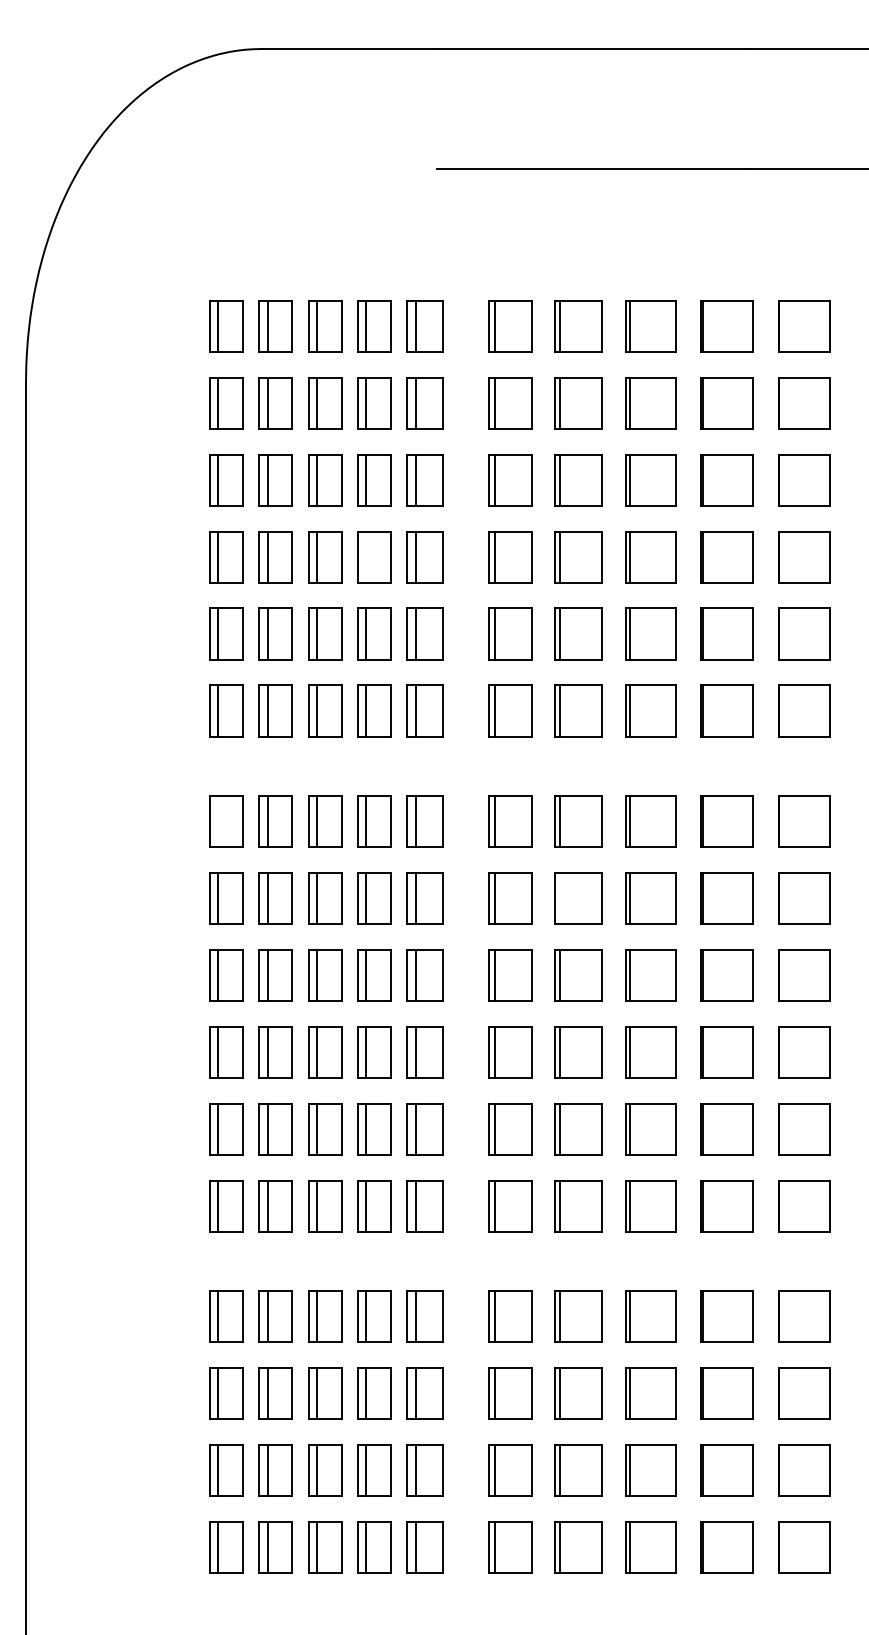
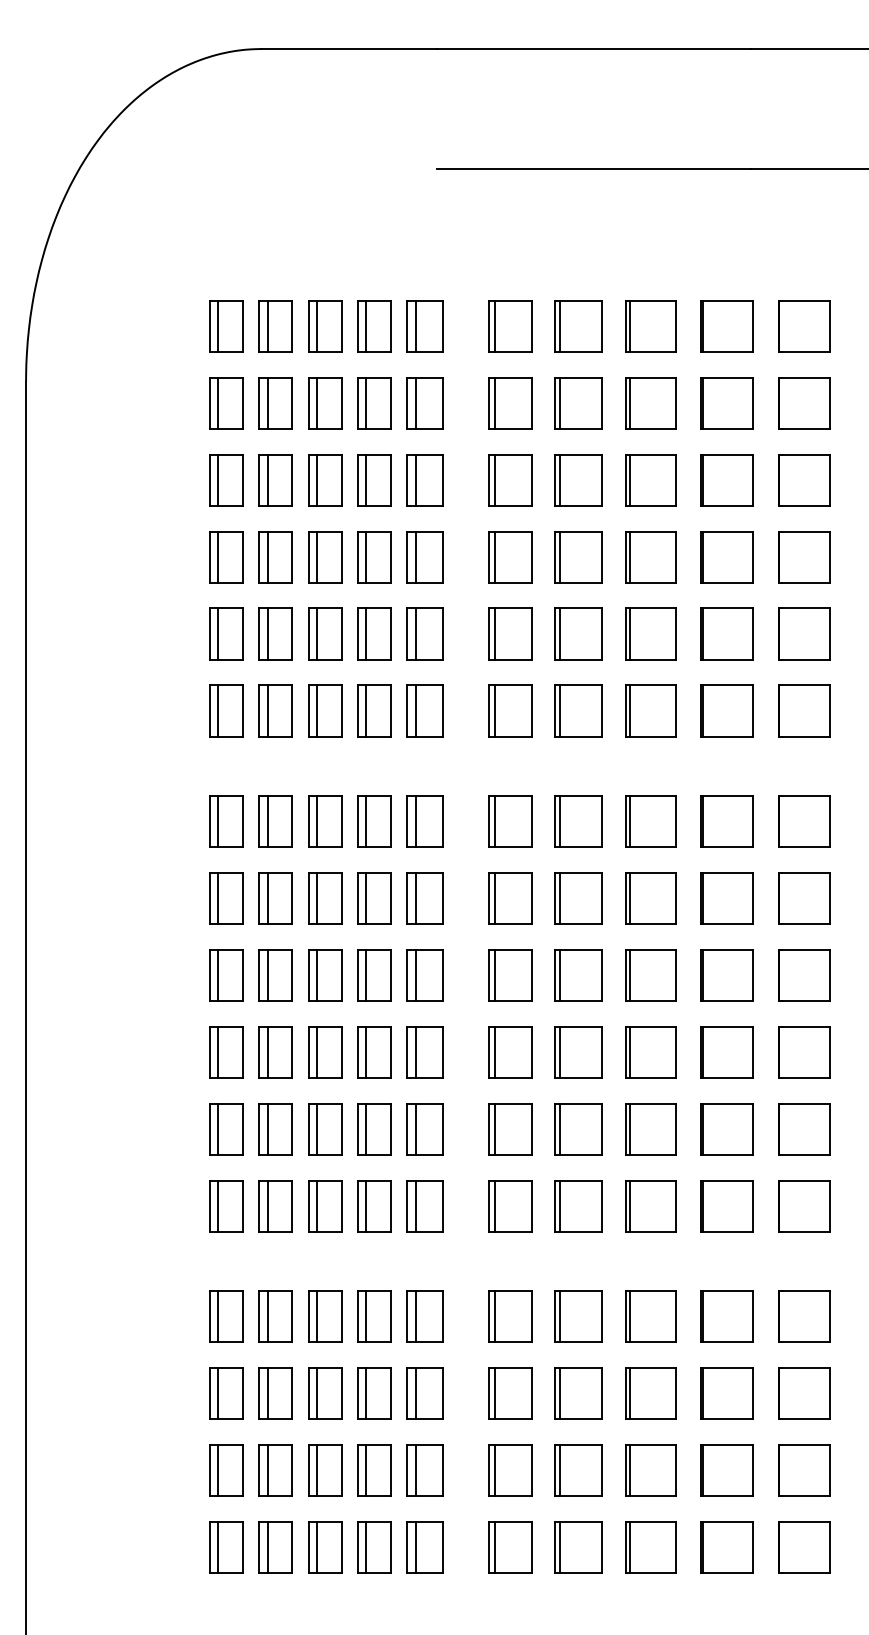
line: none -> present (366, 556)
line: none -> present (218, 821)
line: none -> present (559, 898)
